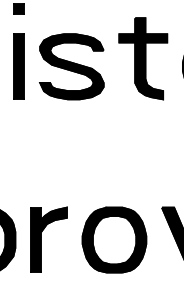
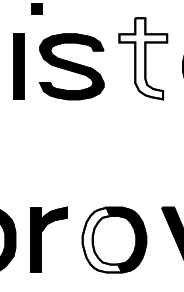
part position: (18, 8) -> (36, 8) (36, 8)
fill: present -> none (143, 58)
fill: present -> none (102, 239)
